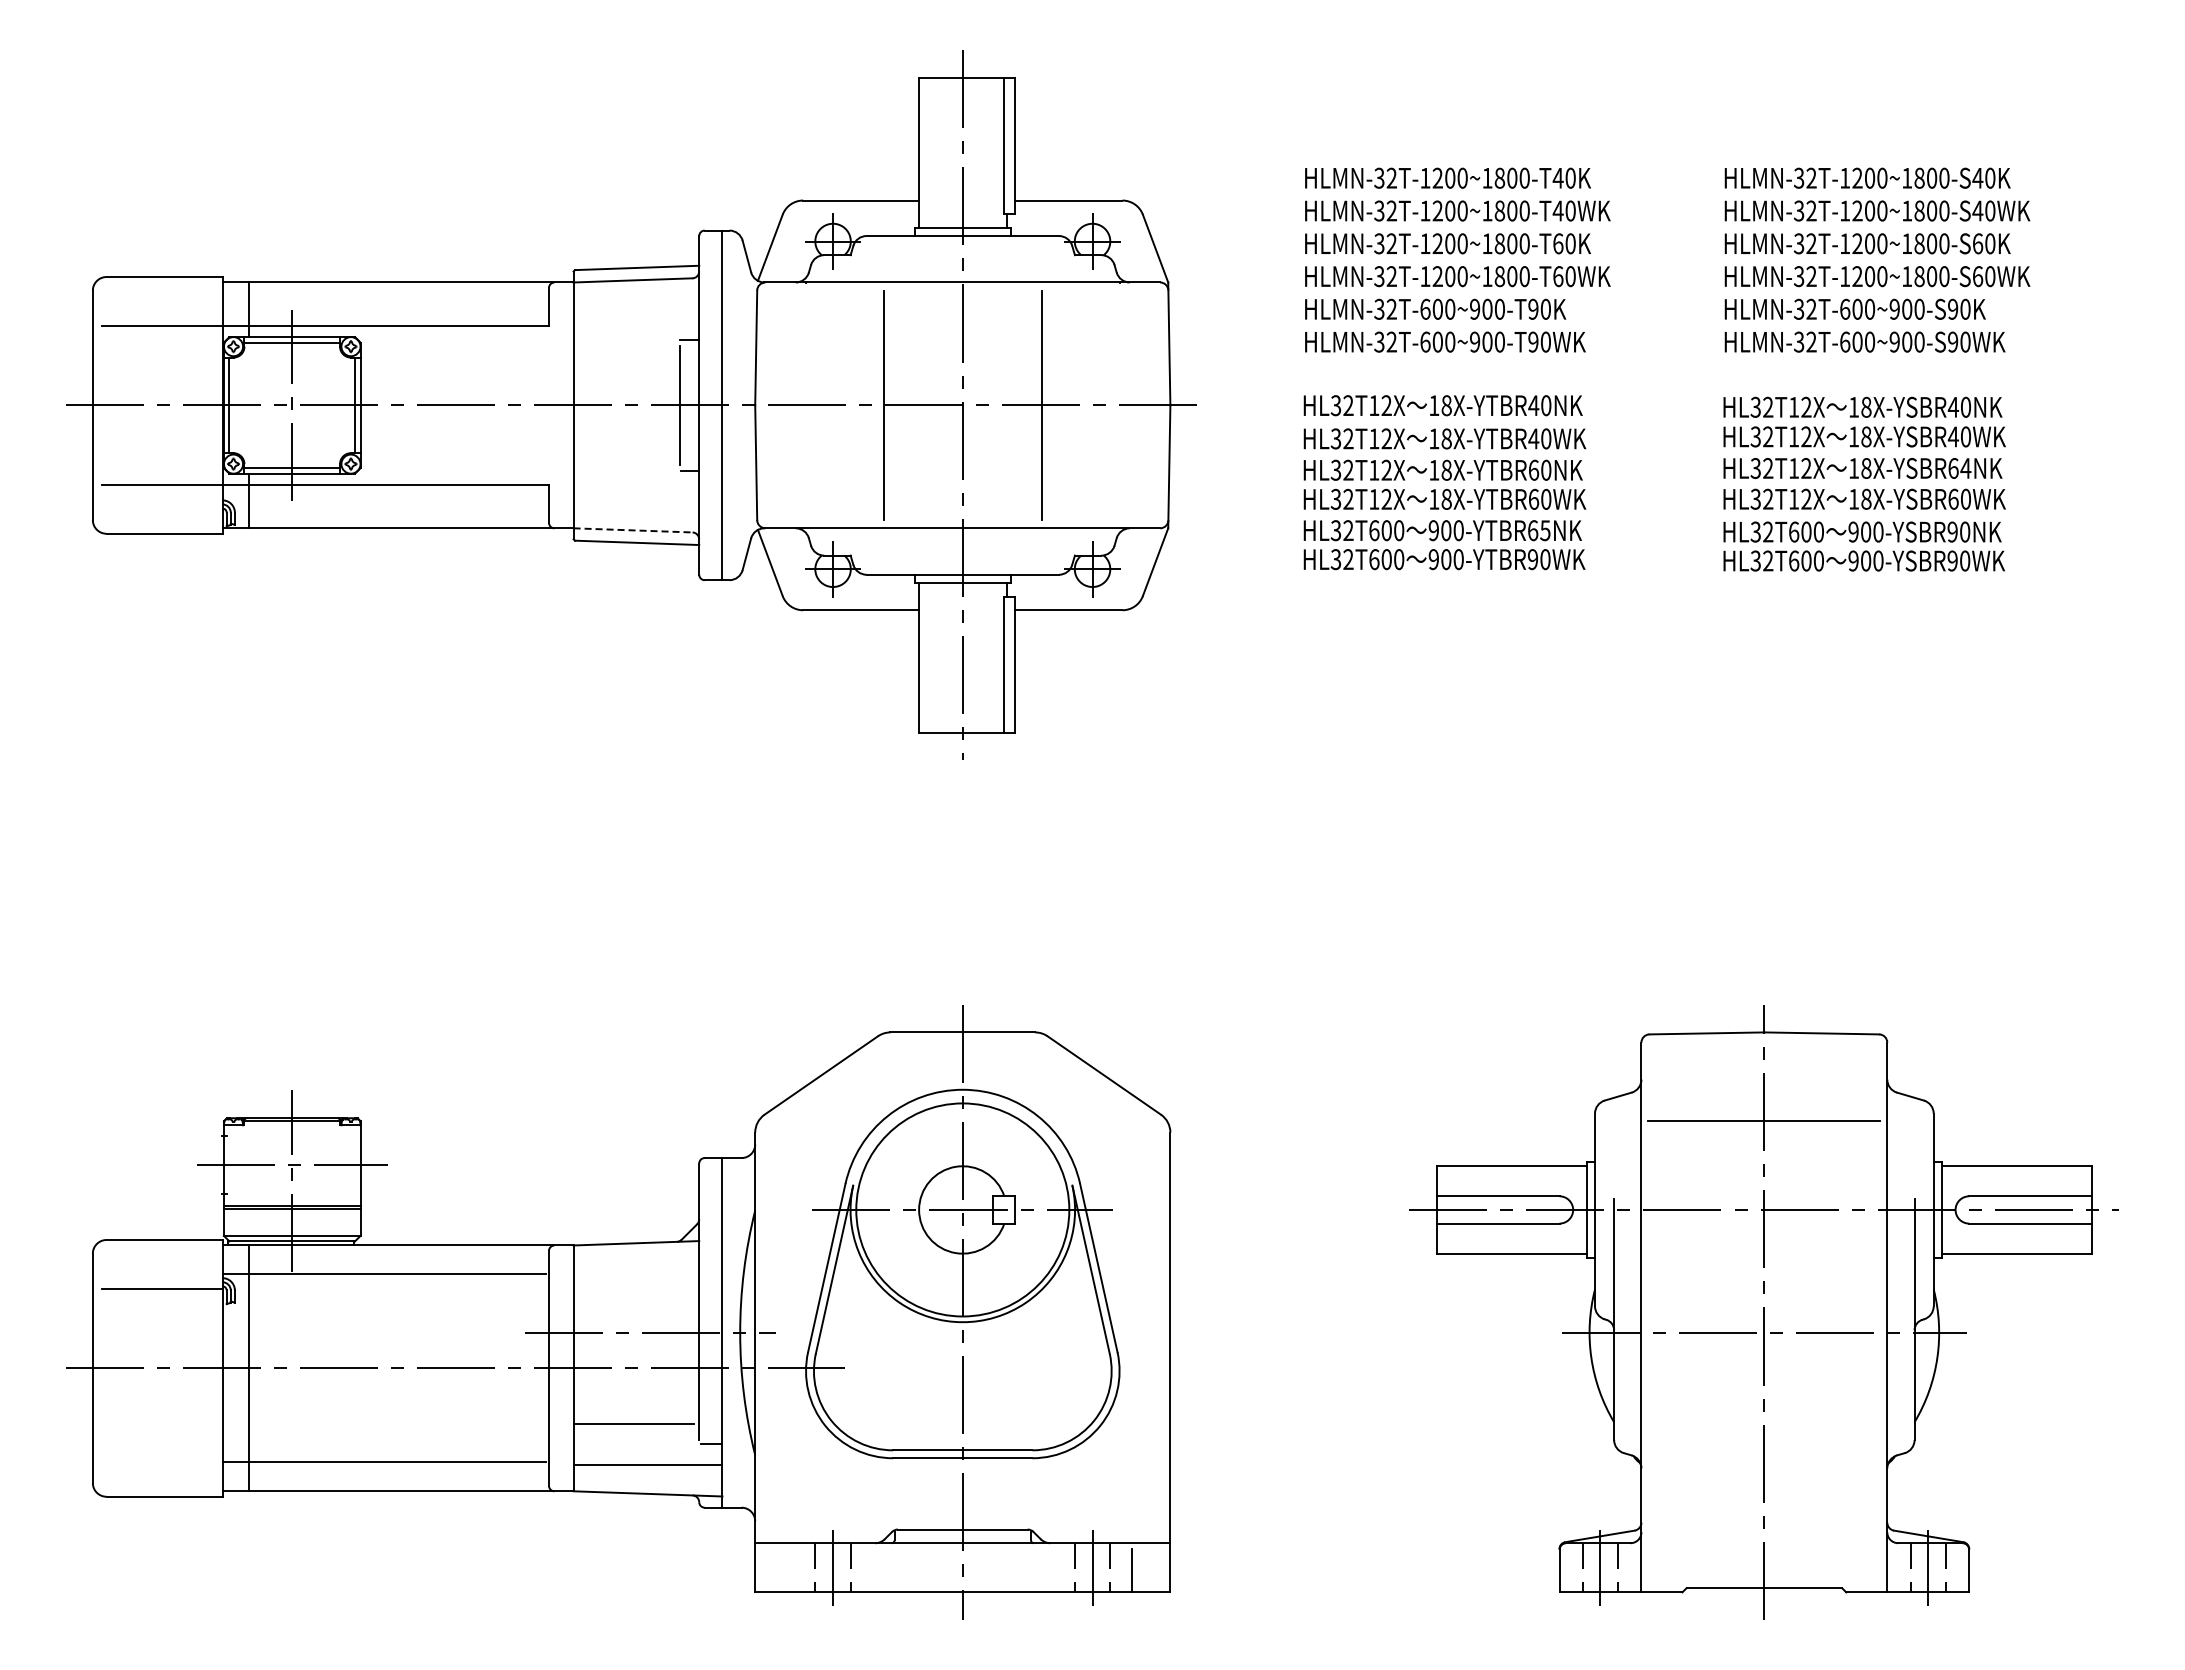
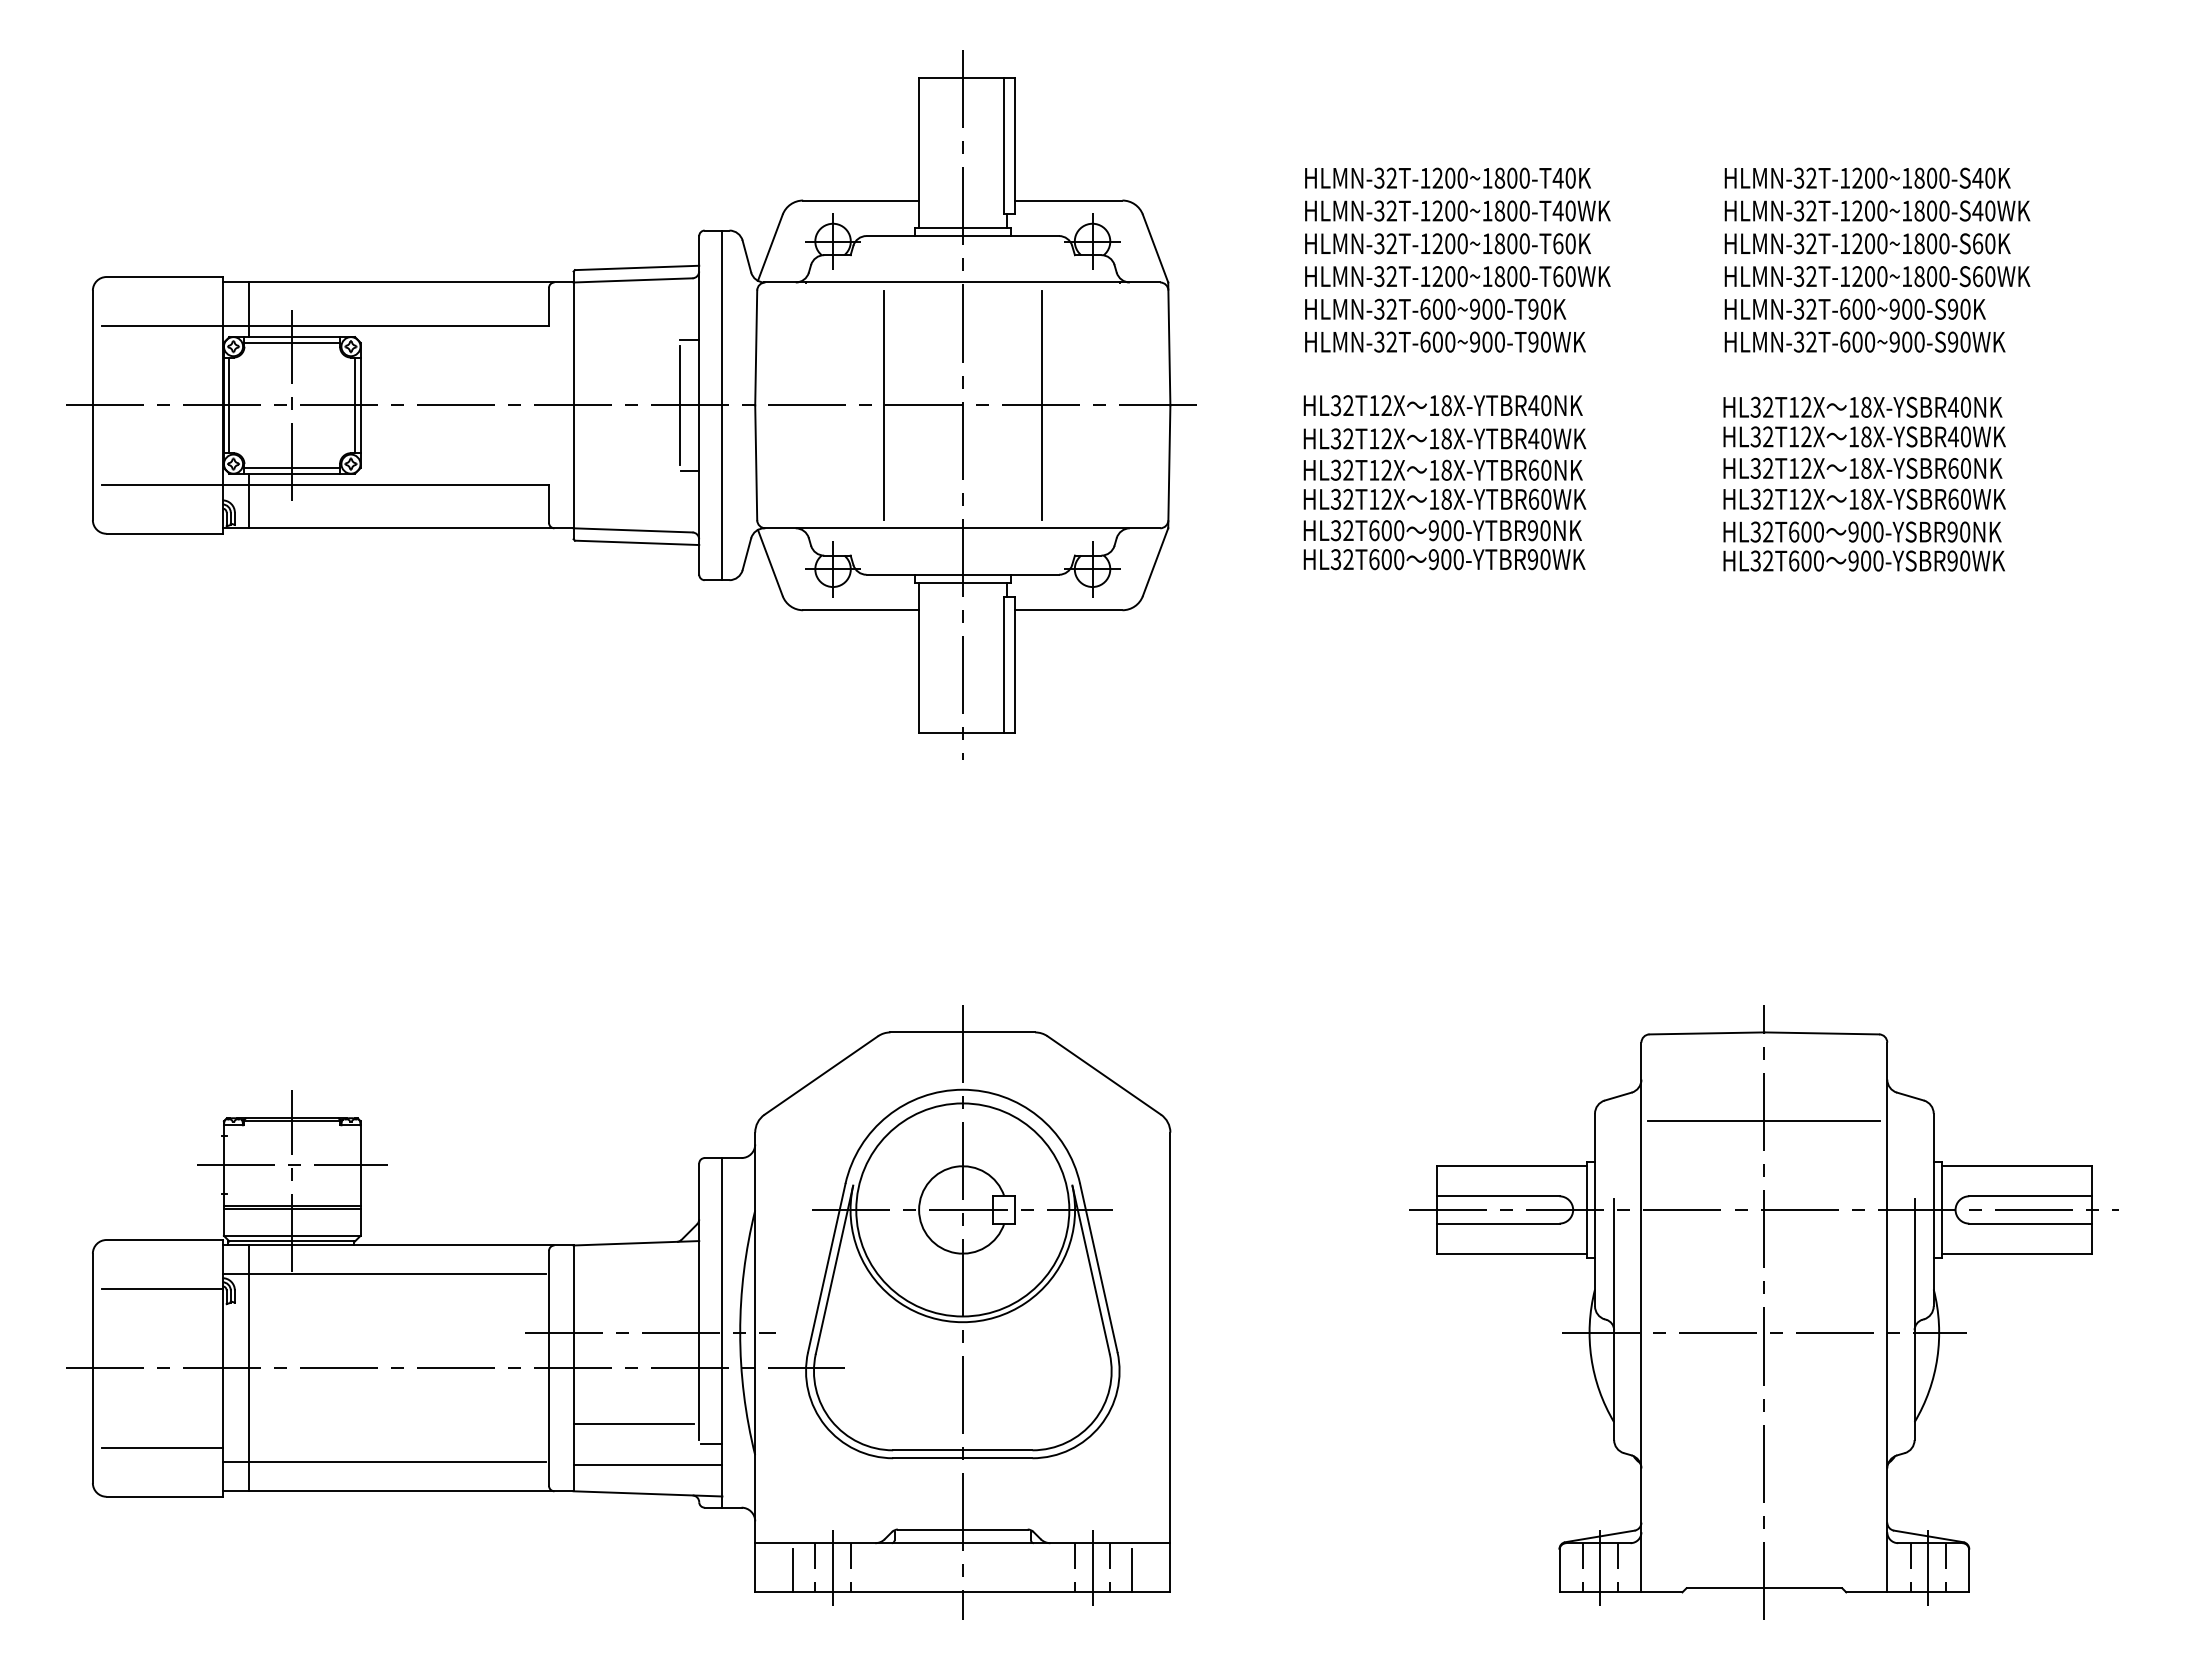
text: 18X-YSBR64NK -> 18X-YSBR60NK (1965, 468)
line: dashed -> solid (633, 530)
text: 900-YTBR65NK -> 900-YTBR90NK (1539, 530)
line: none -> present (162, 1447)
line: none -> present (793, 1570)
